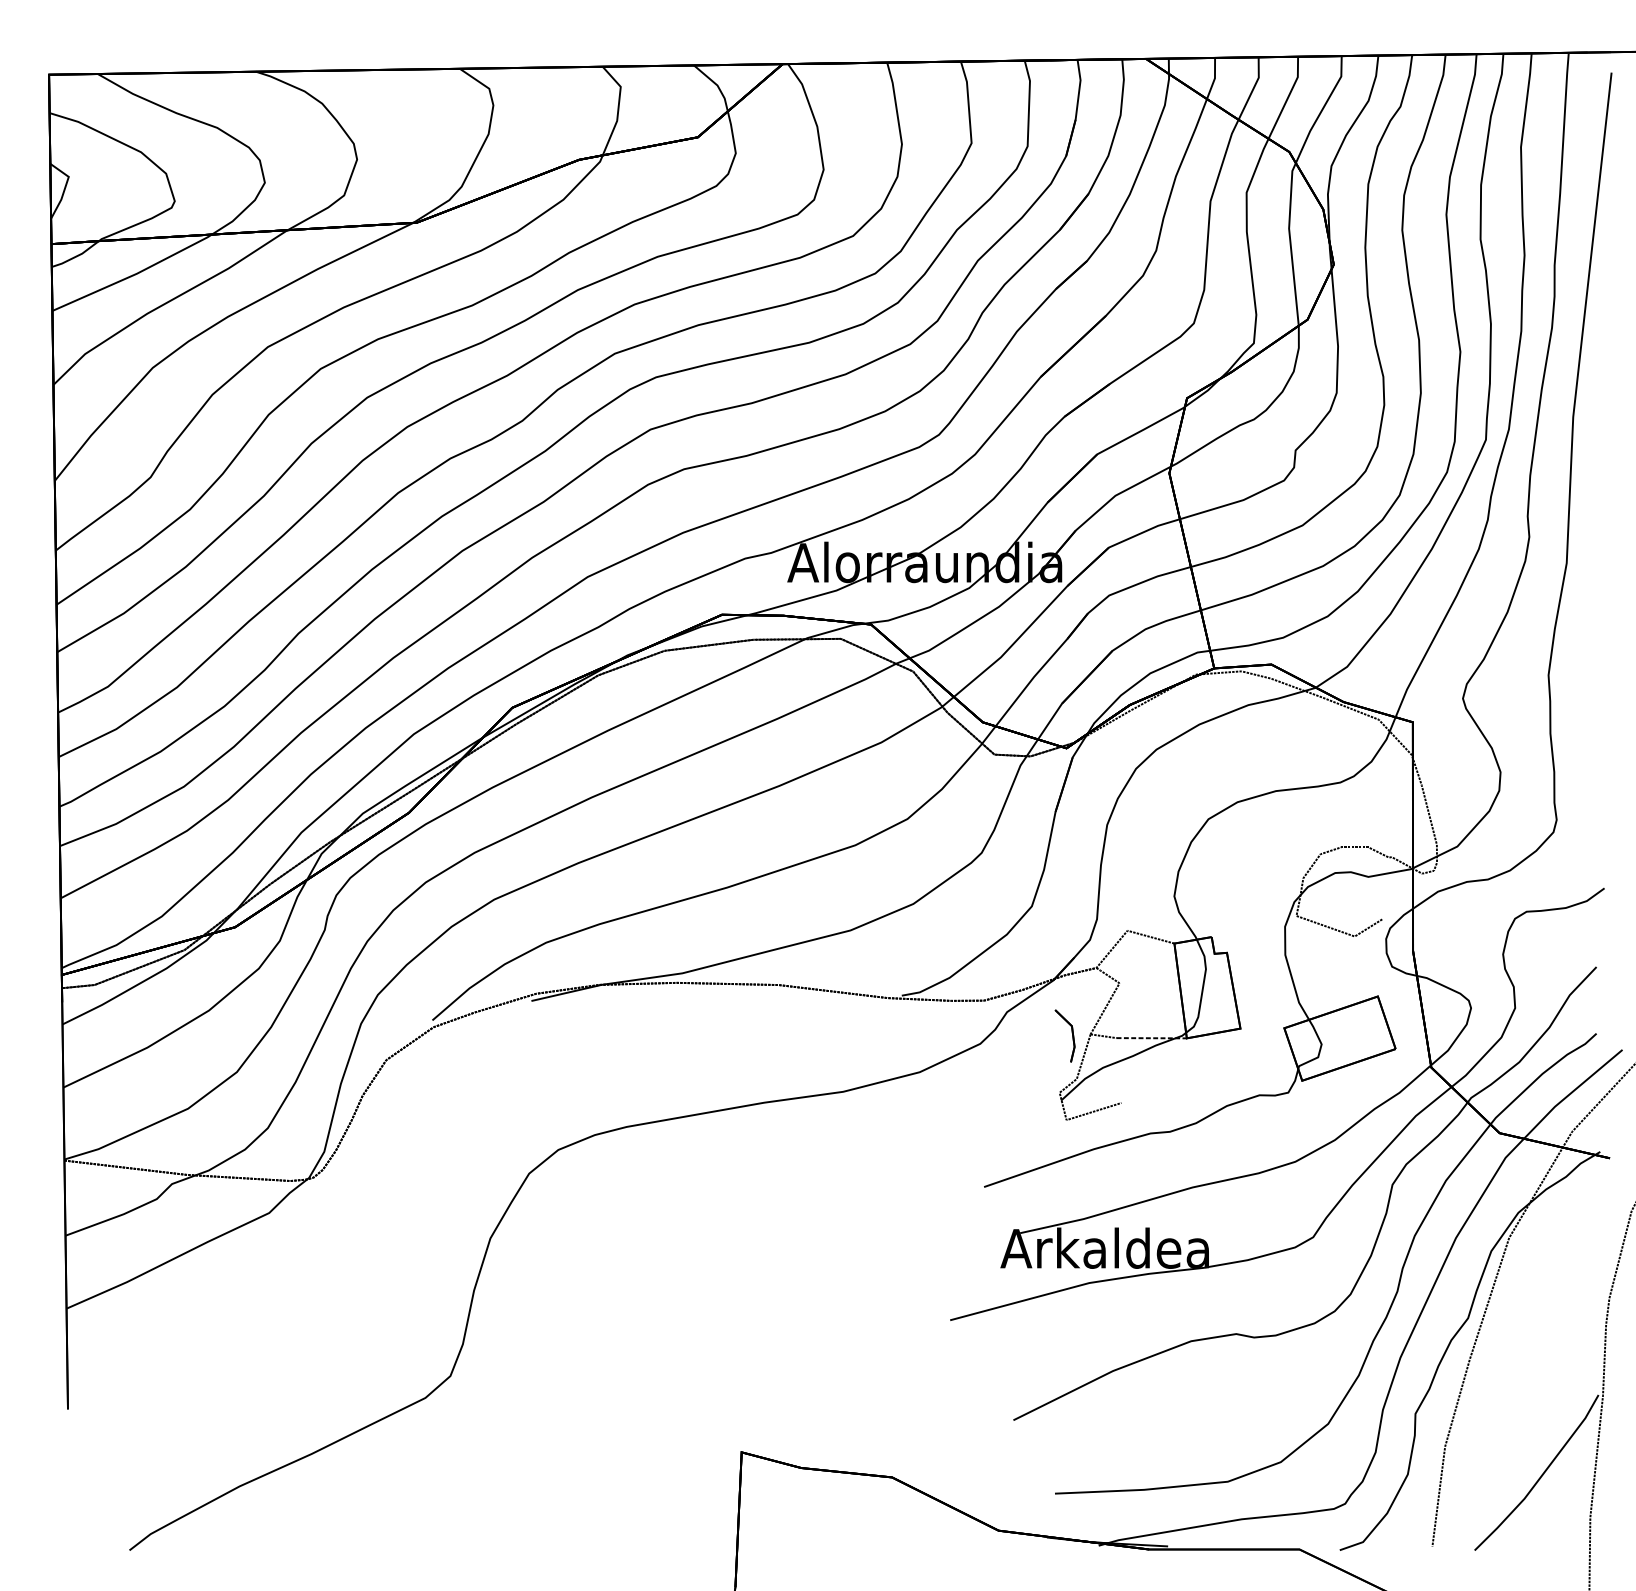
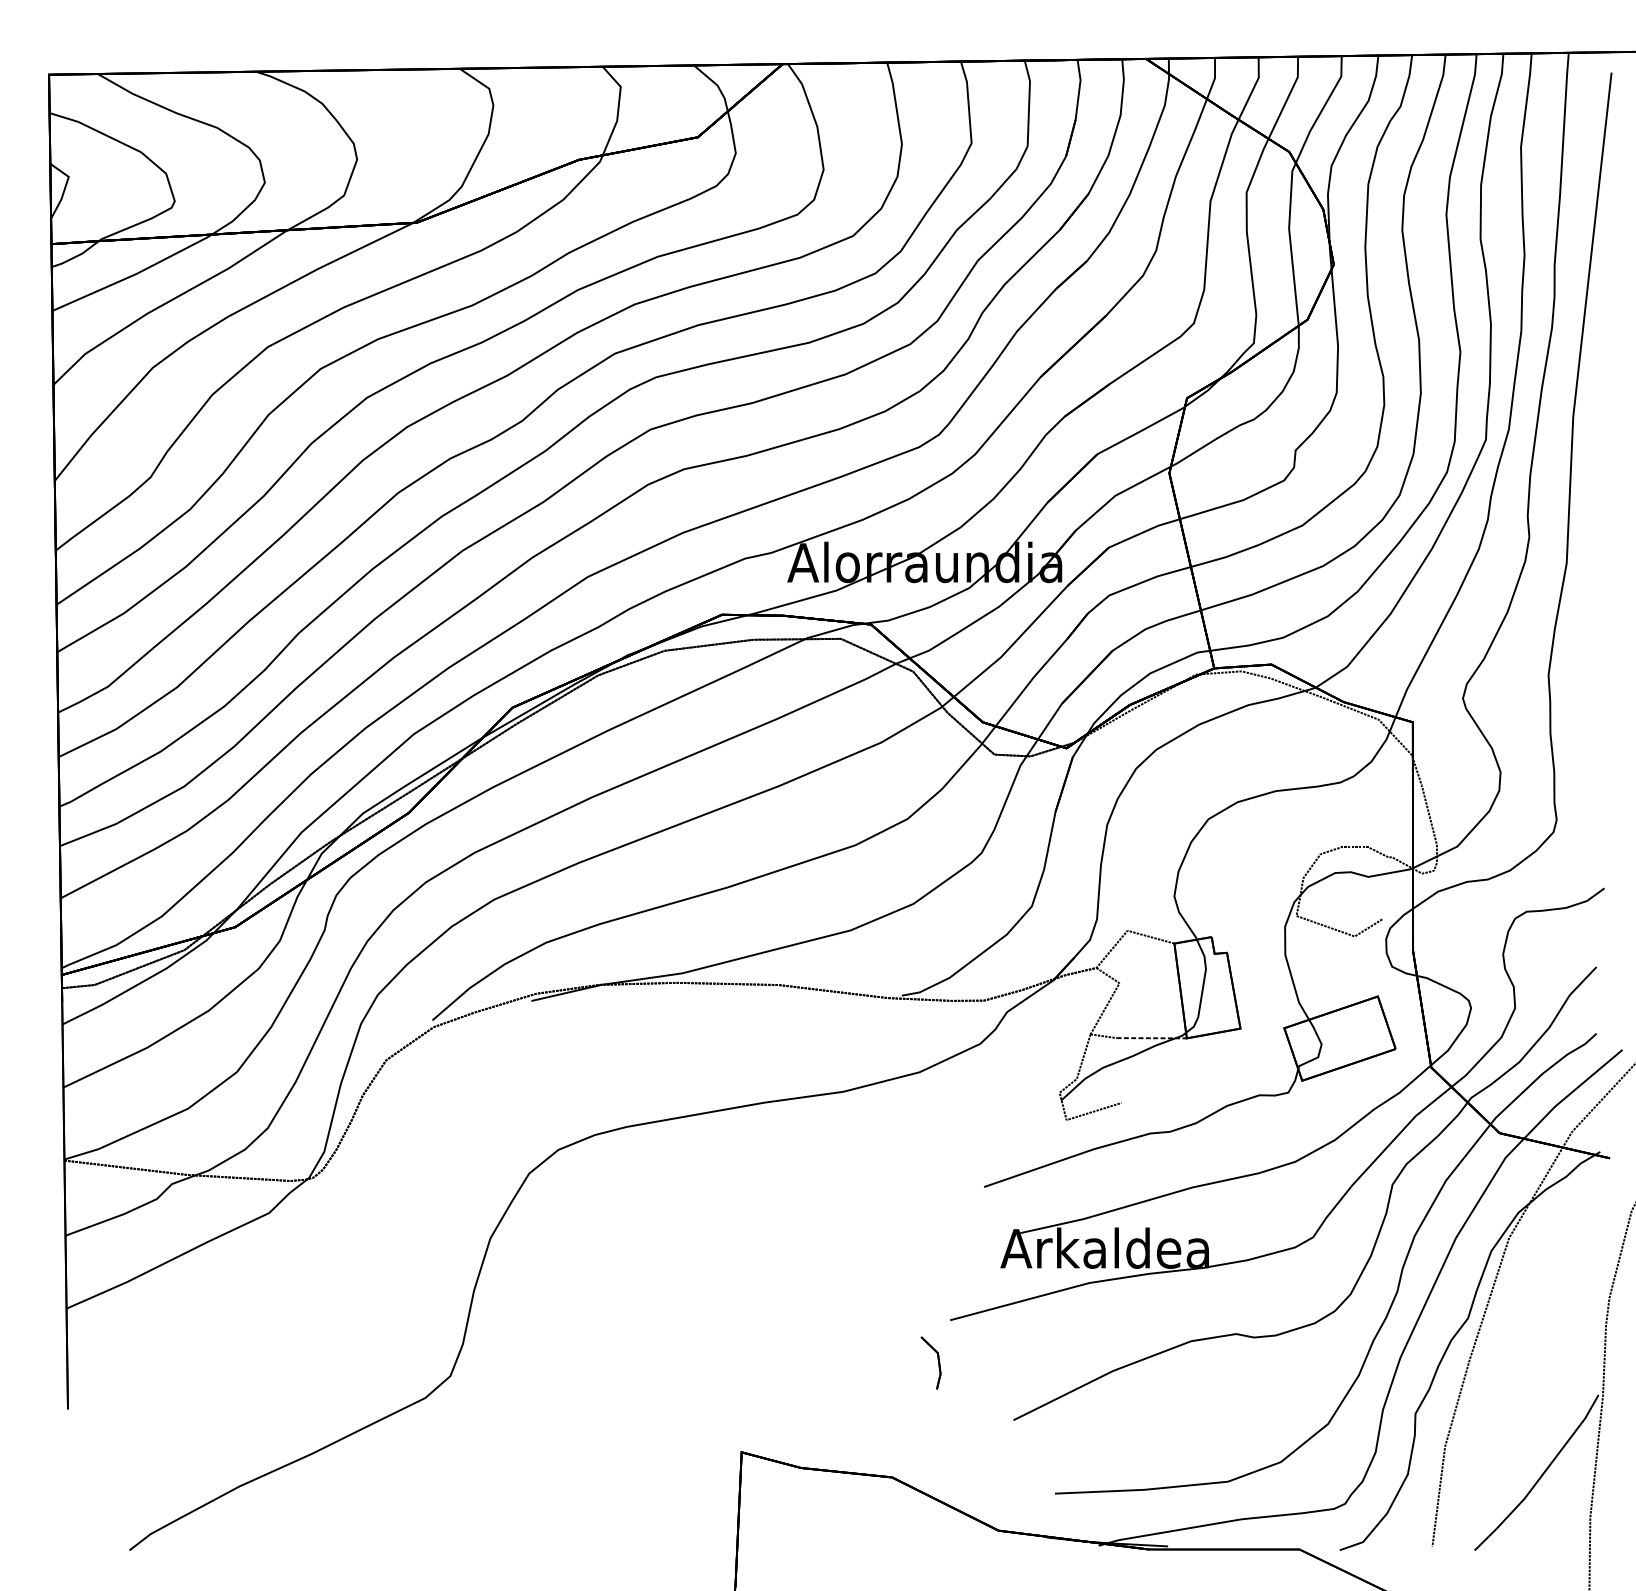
part position: (1071, 1032) -> (937, 1359) (937, 1359)
